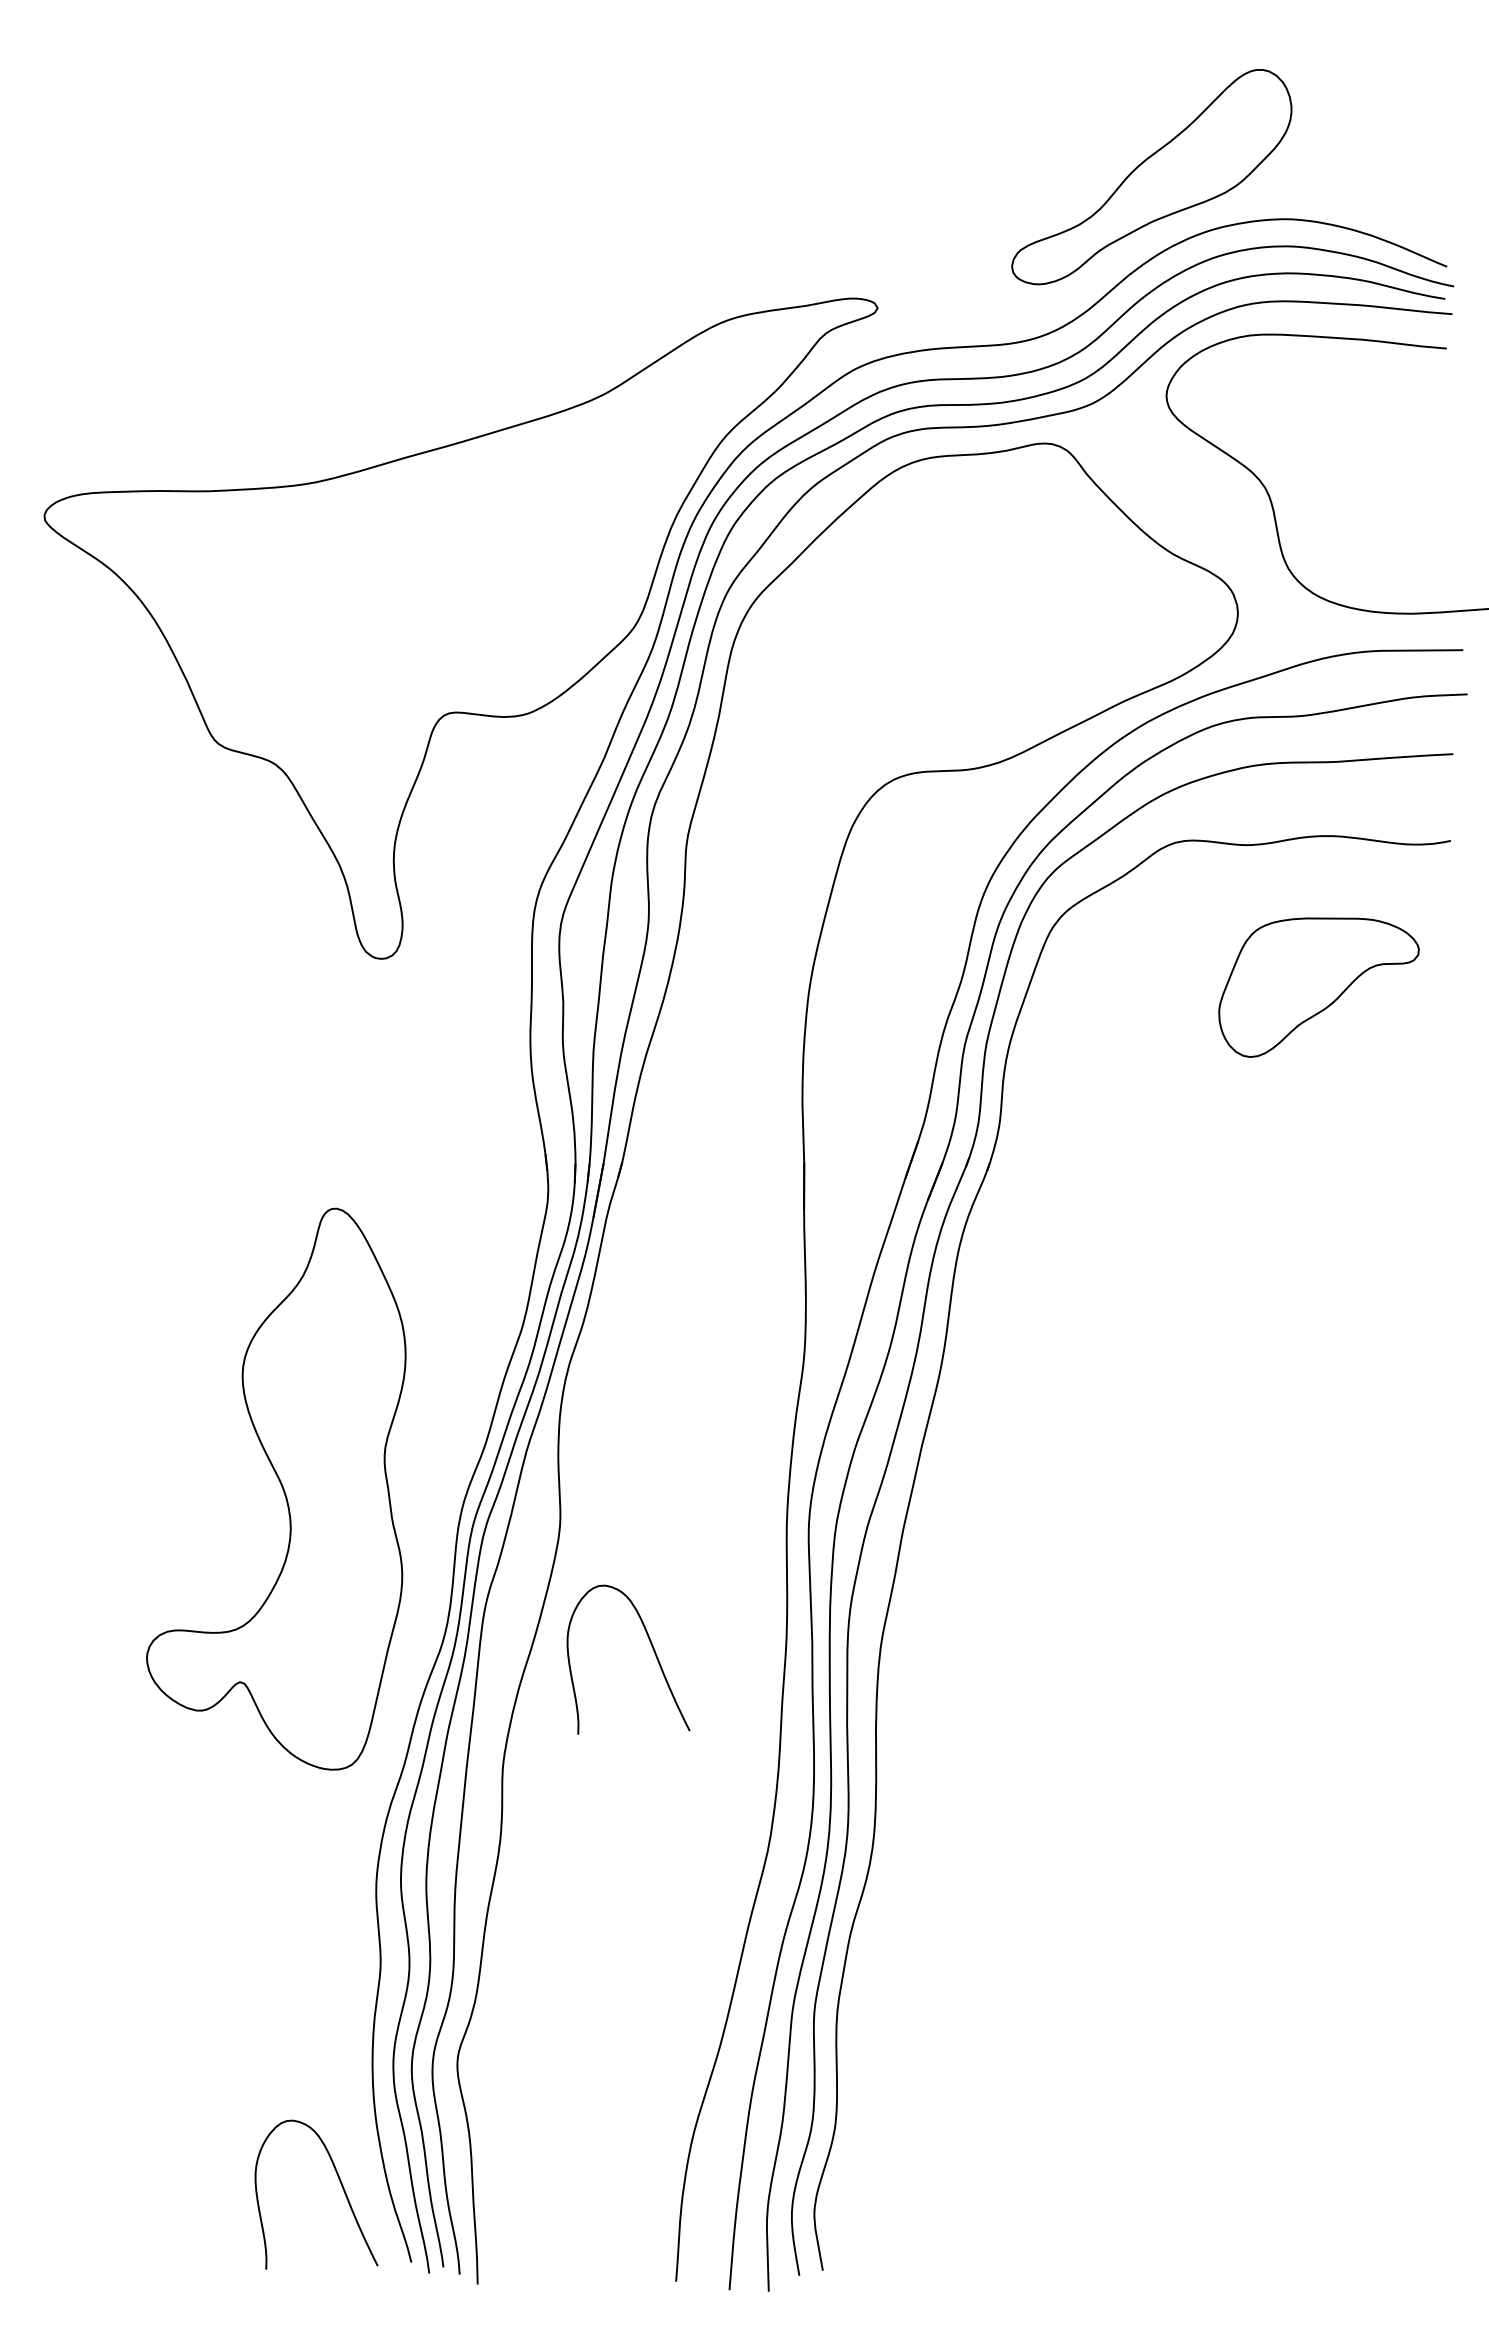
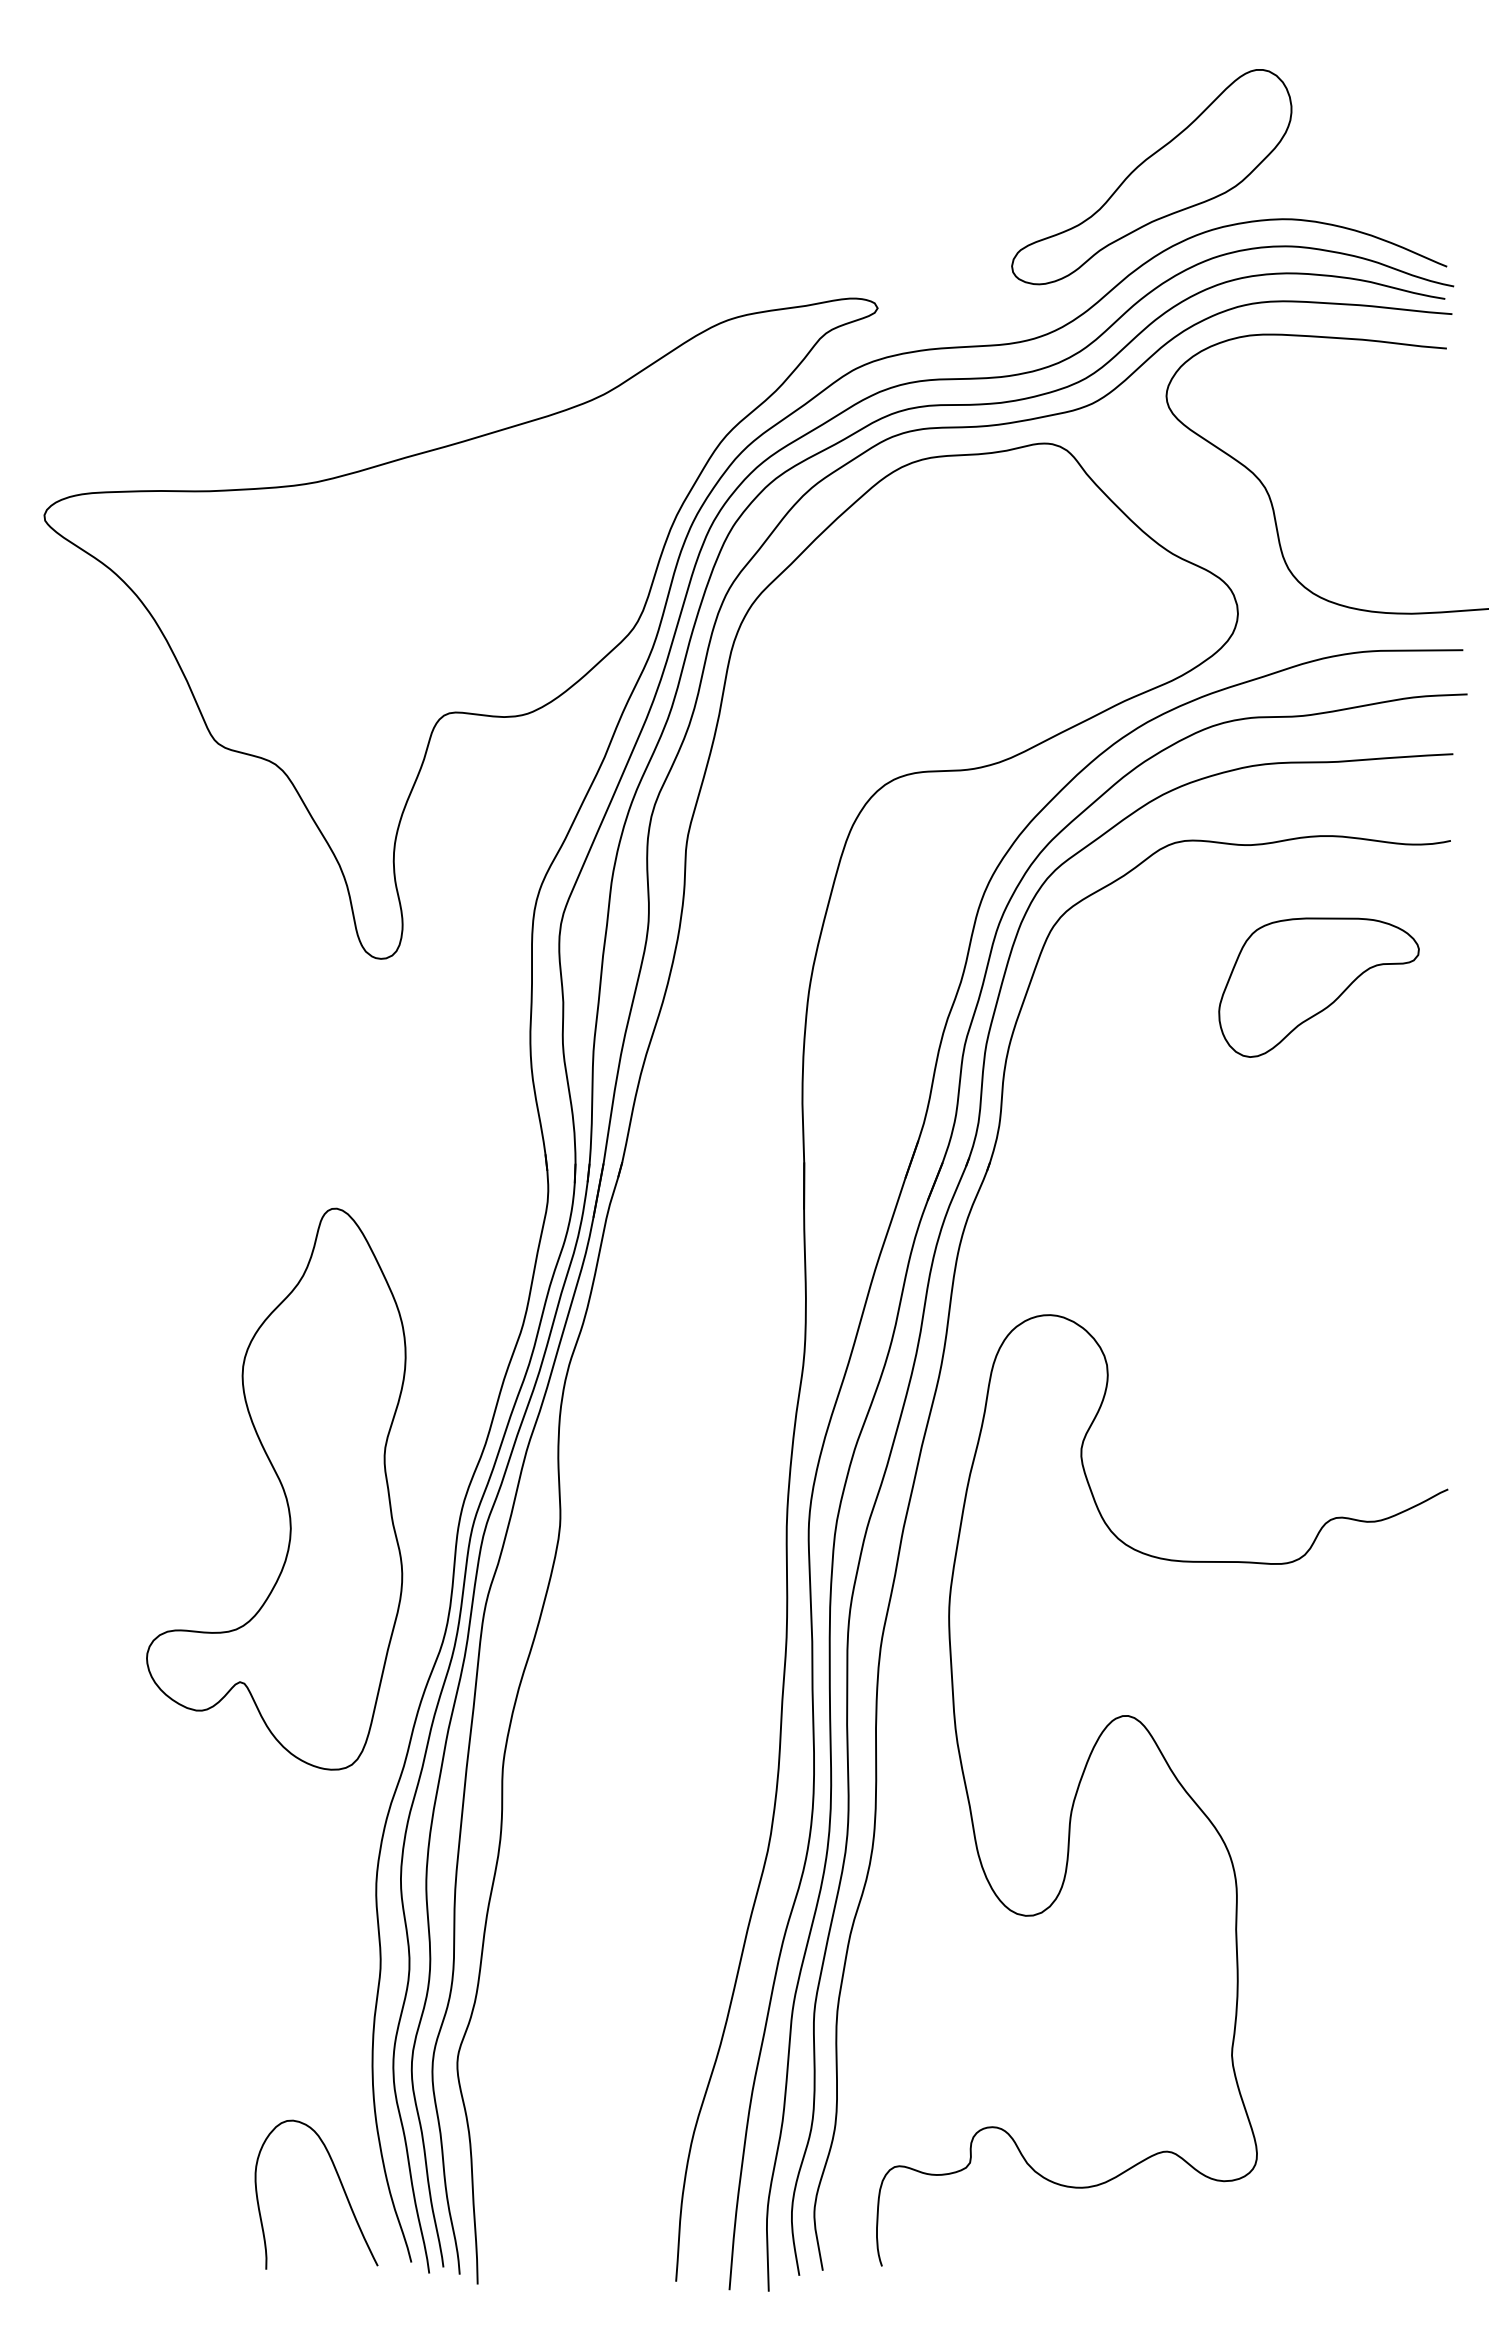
curve: present -> none (652, 1649)
curve: none -> present (1176, 1780)
